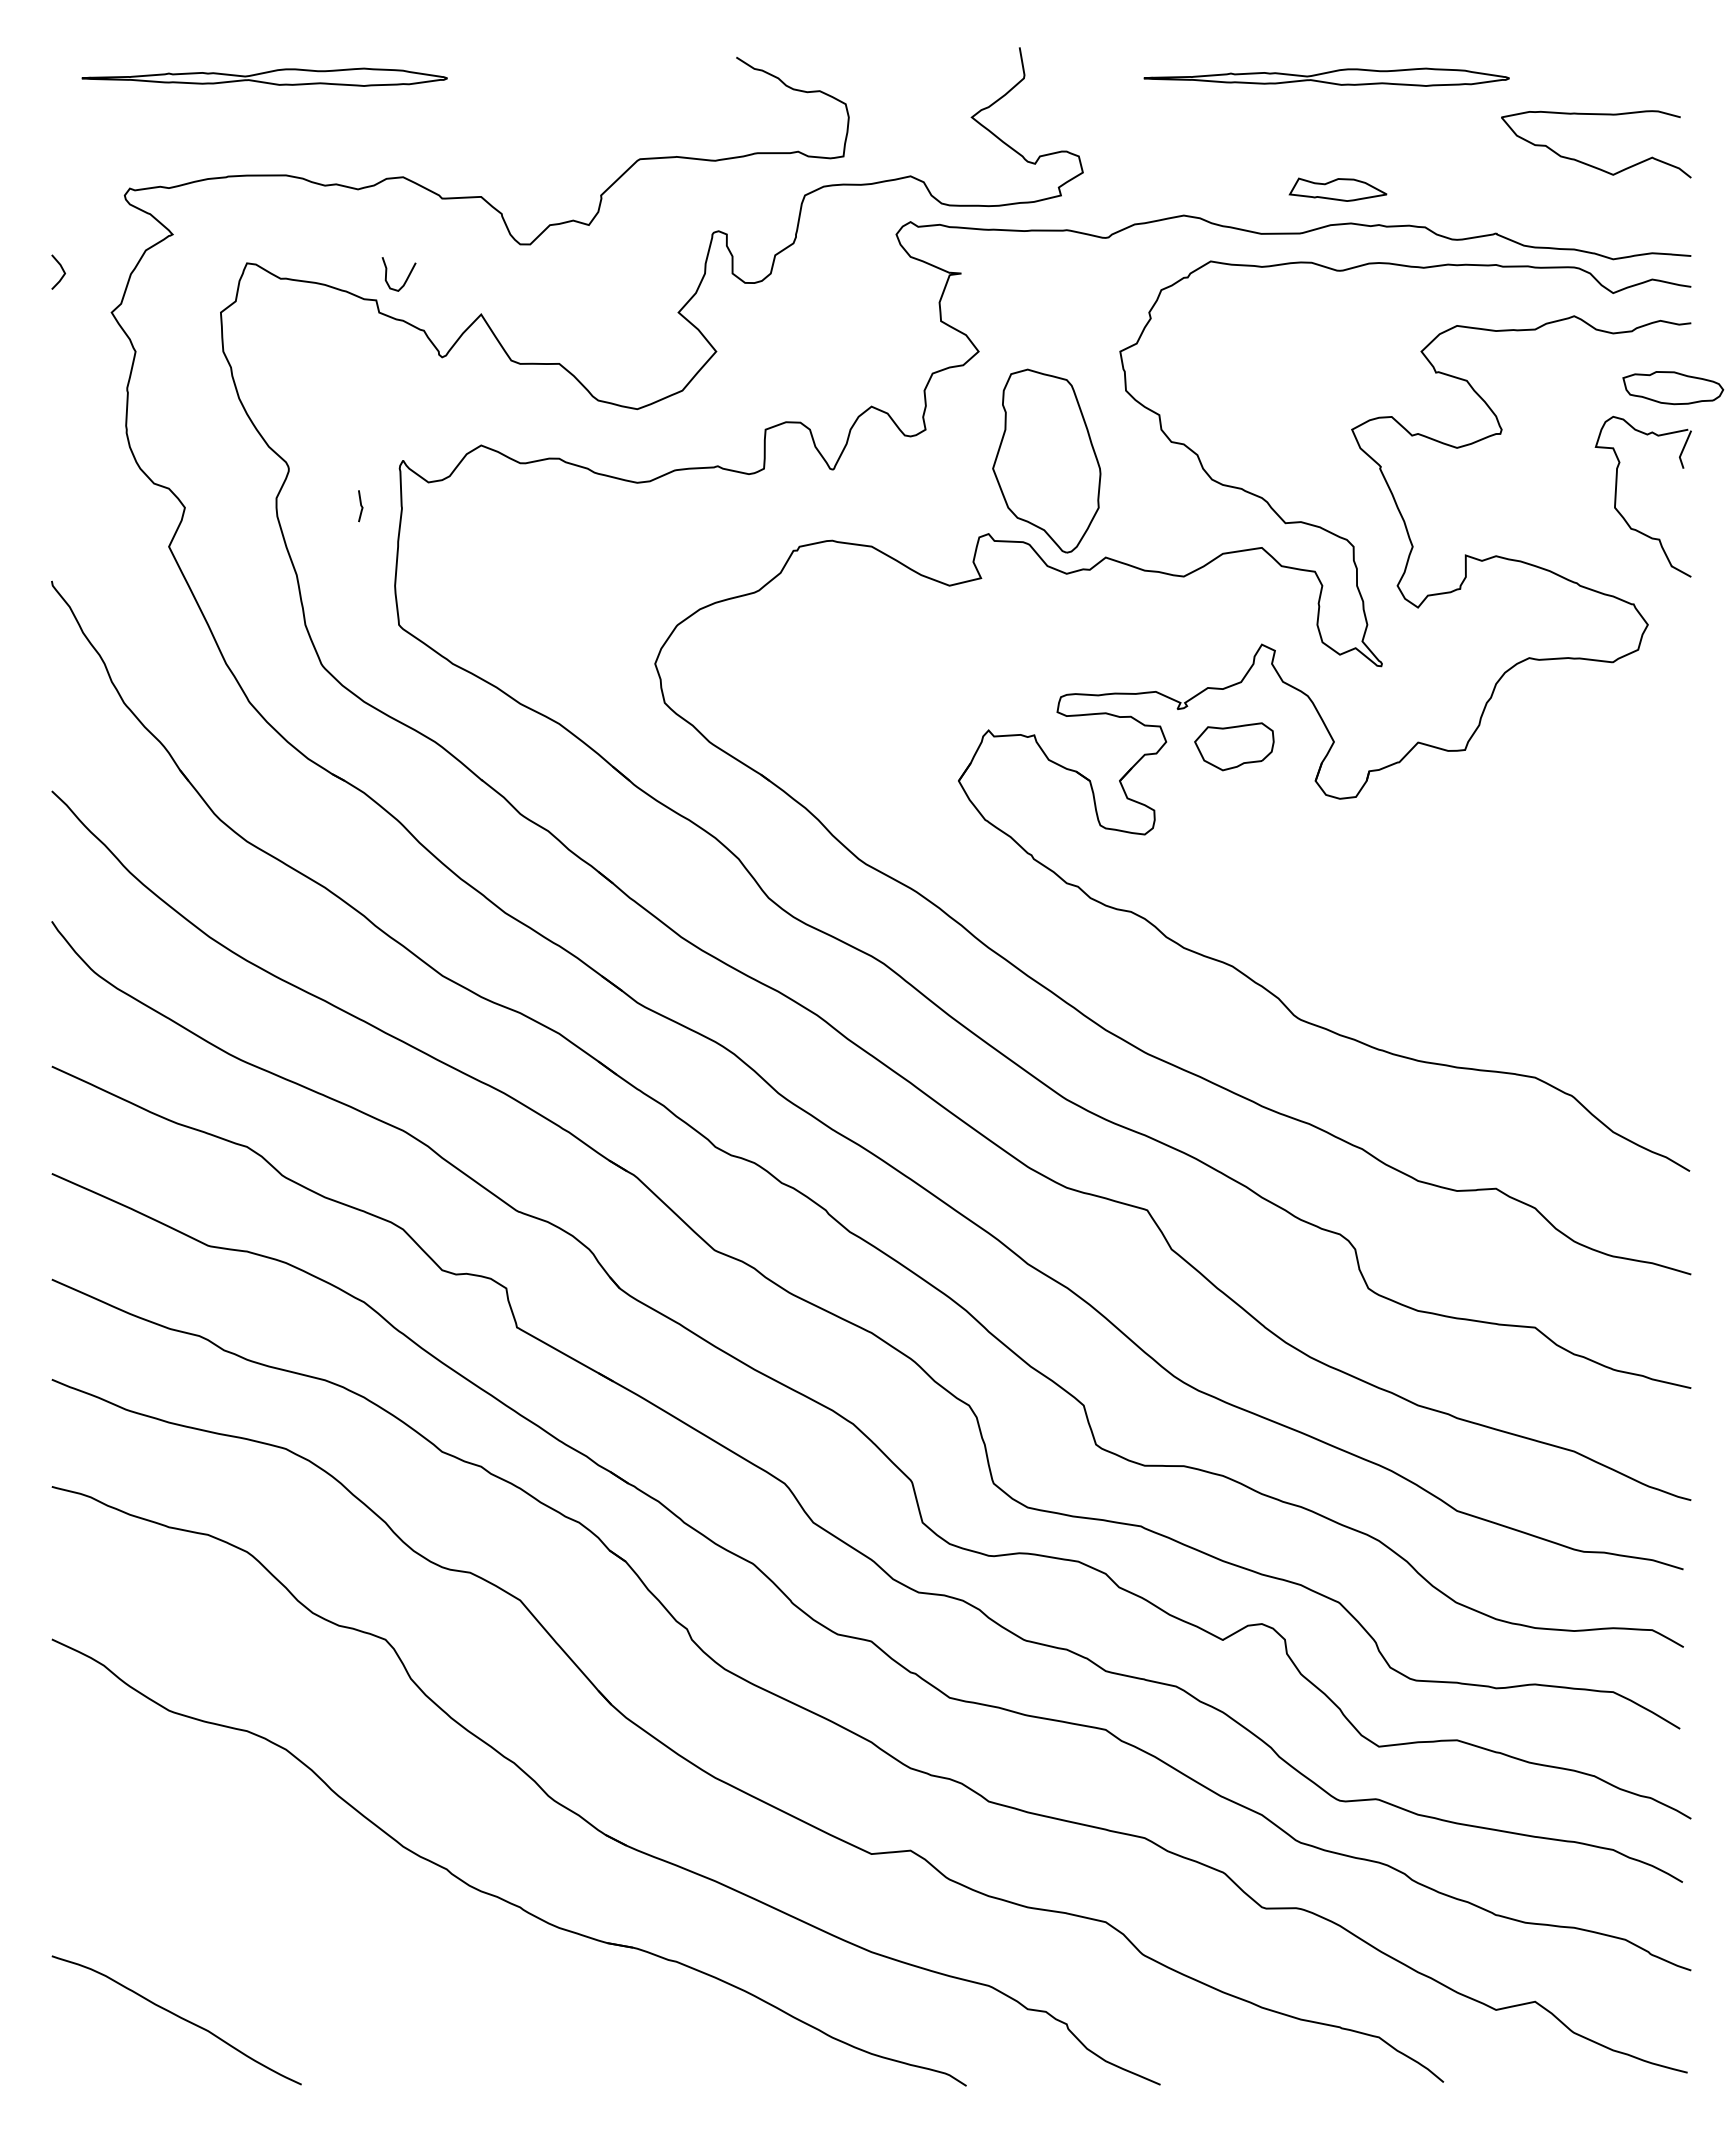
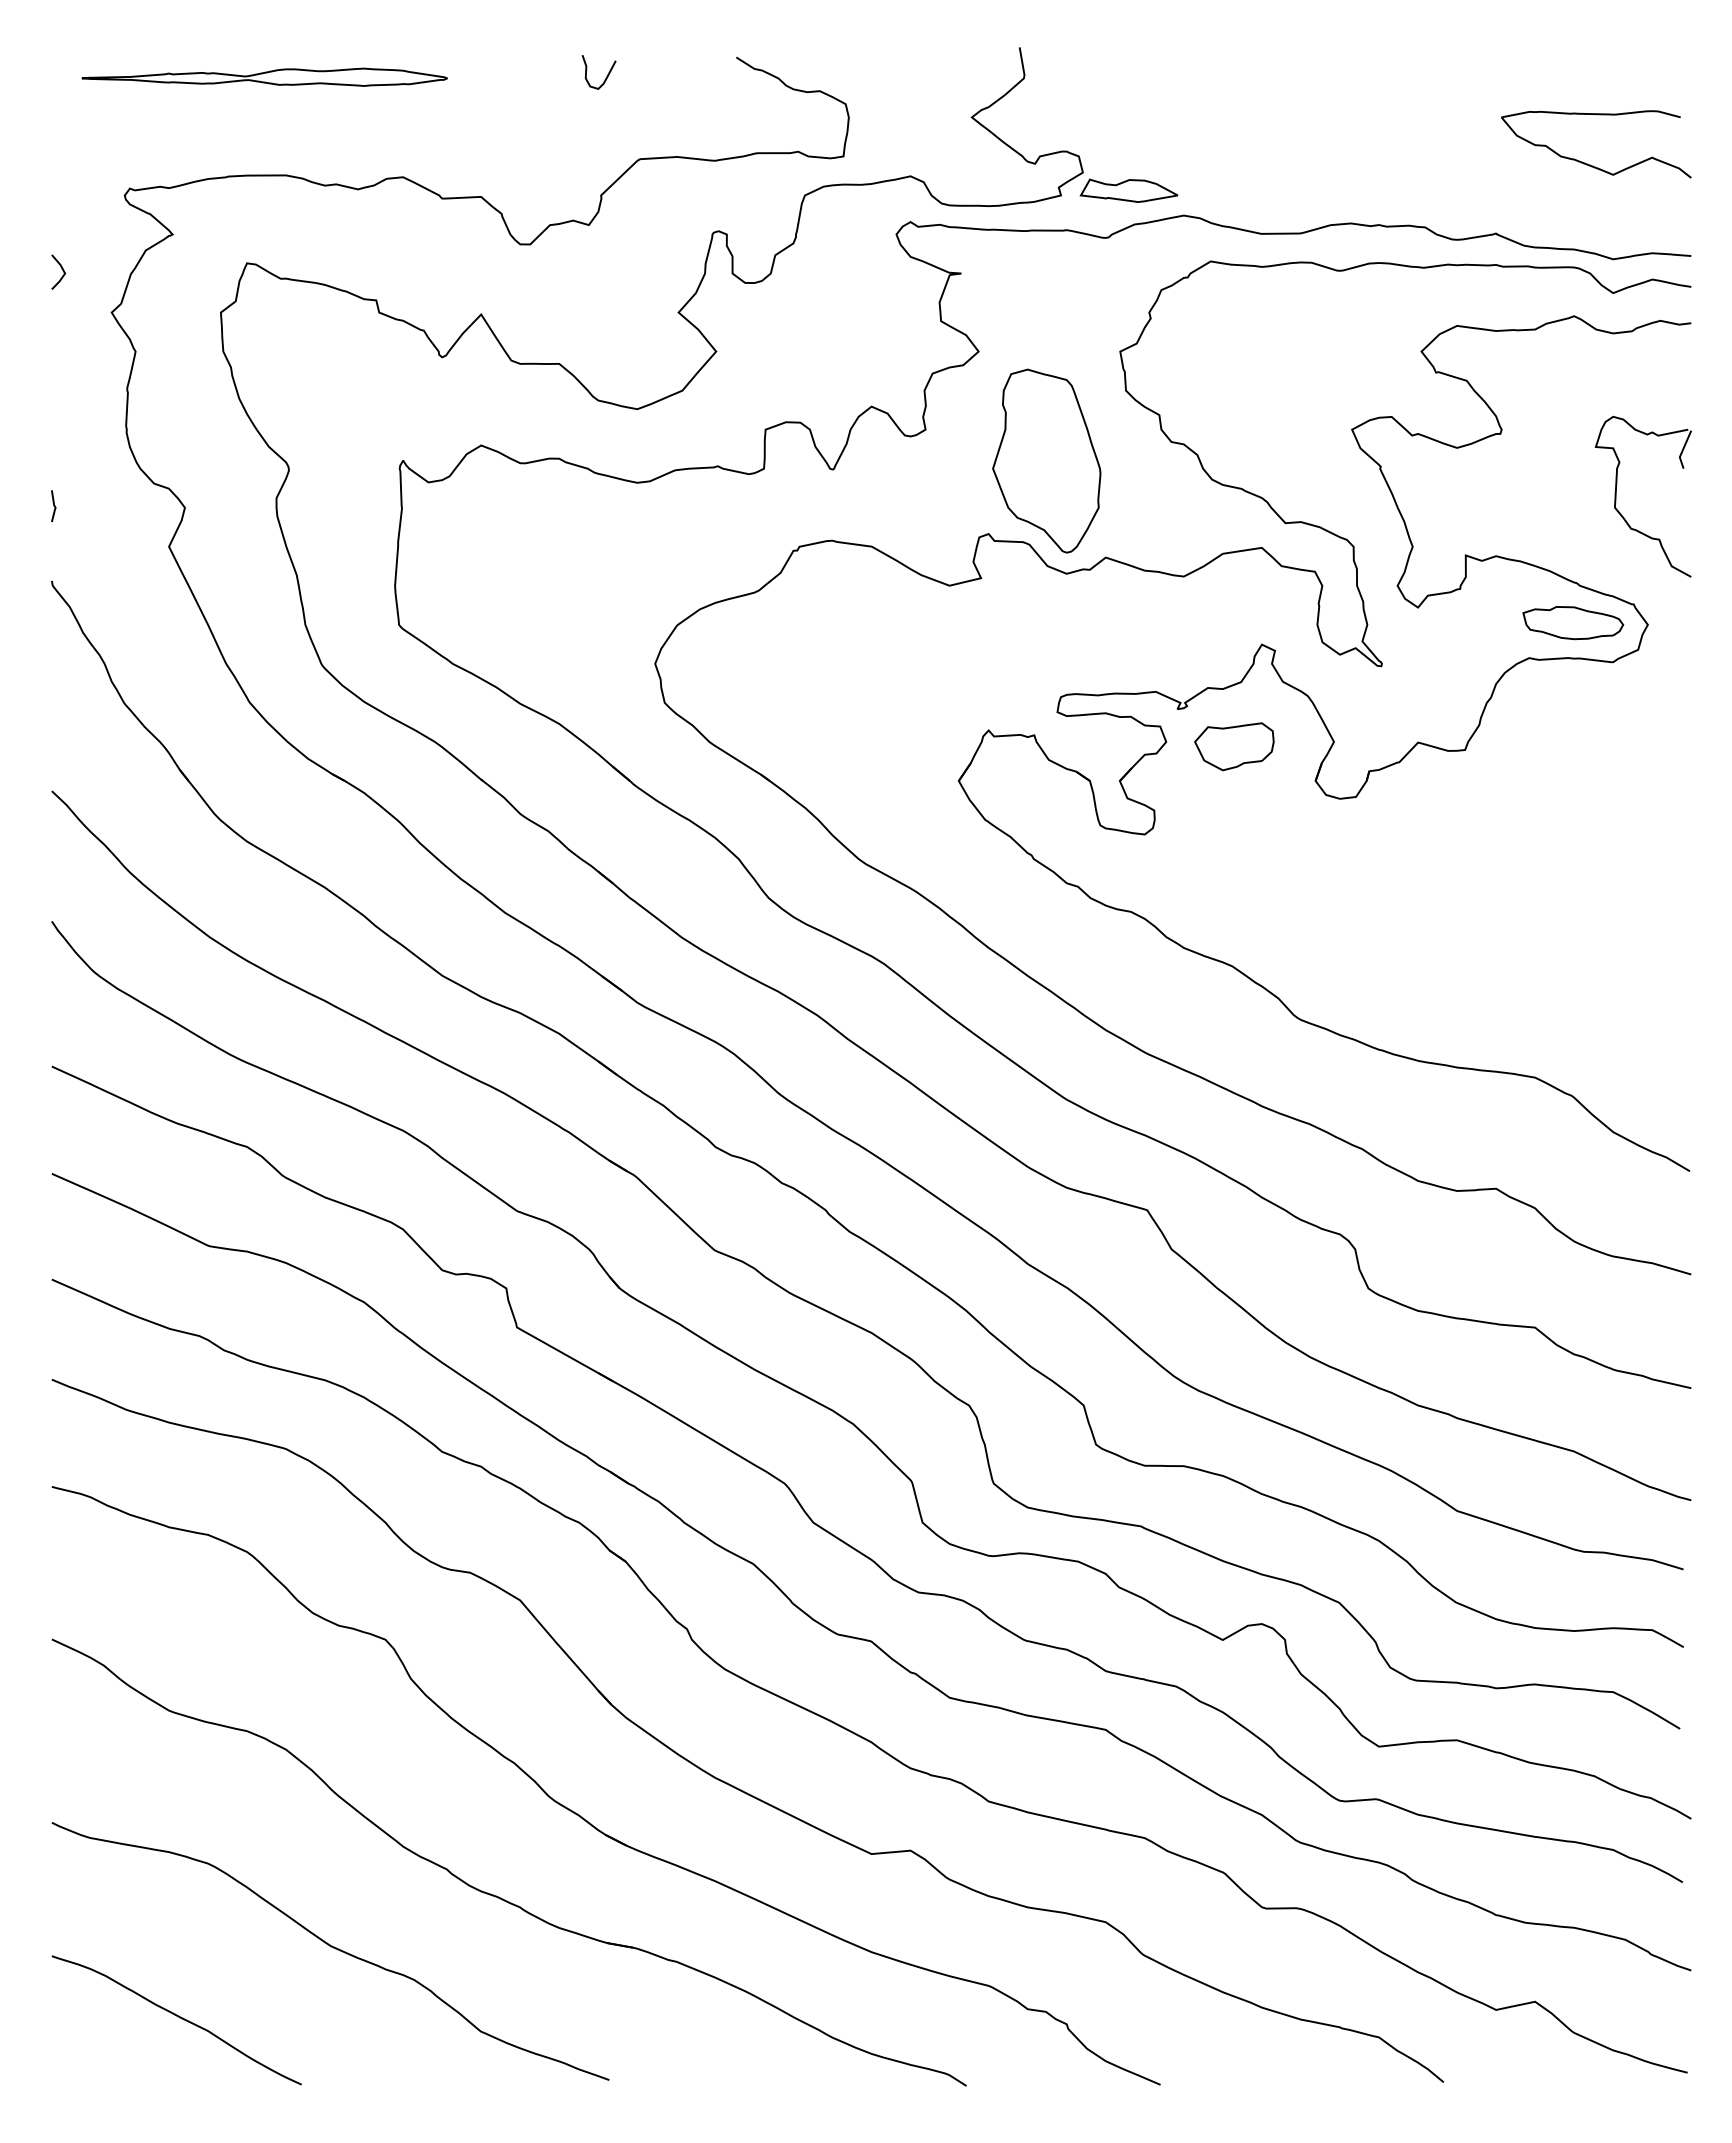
part: present -> none (1326, 76)
part position: (1337, 189) -> (1128, 190) (1128, 190)
curve position: (406, 278) -> (606, 76) (606, 76)
part position: (1673, 388) -> (1573, 623) (1573, 623)
line position: (360, 506) -> (53, 506) (53, 506)
curve: none -> present (331, 1947)
